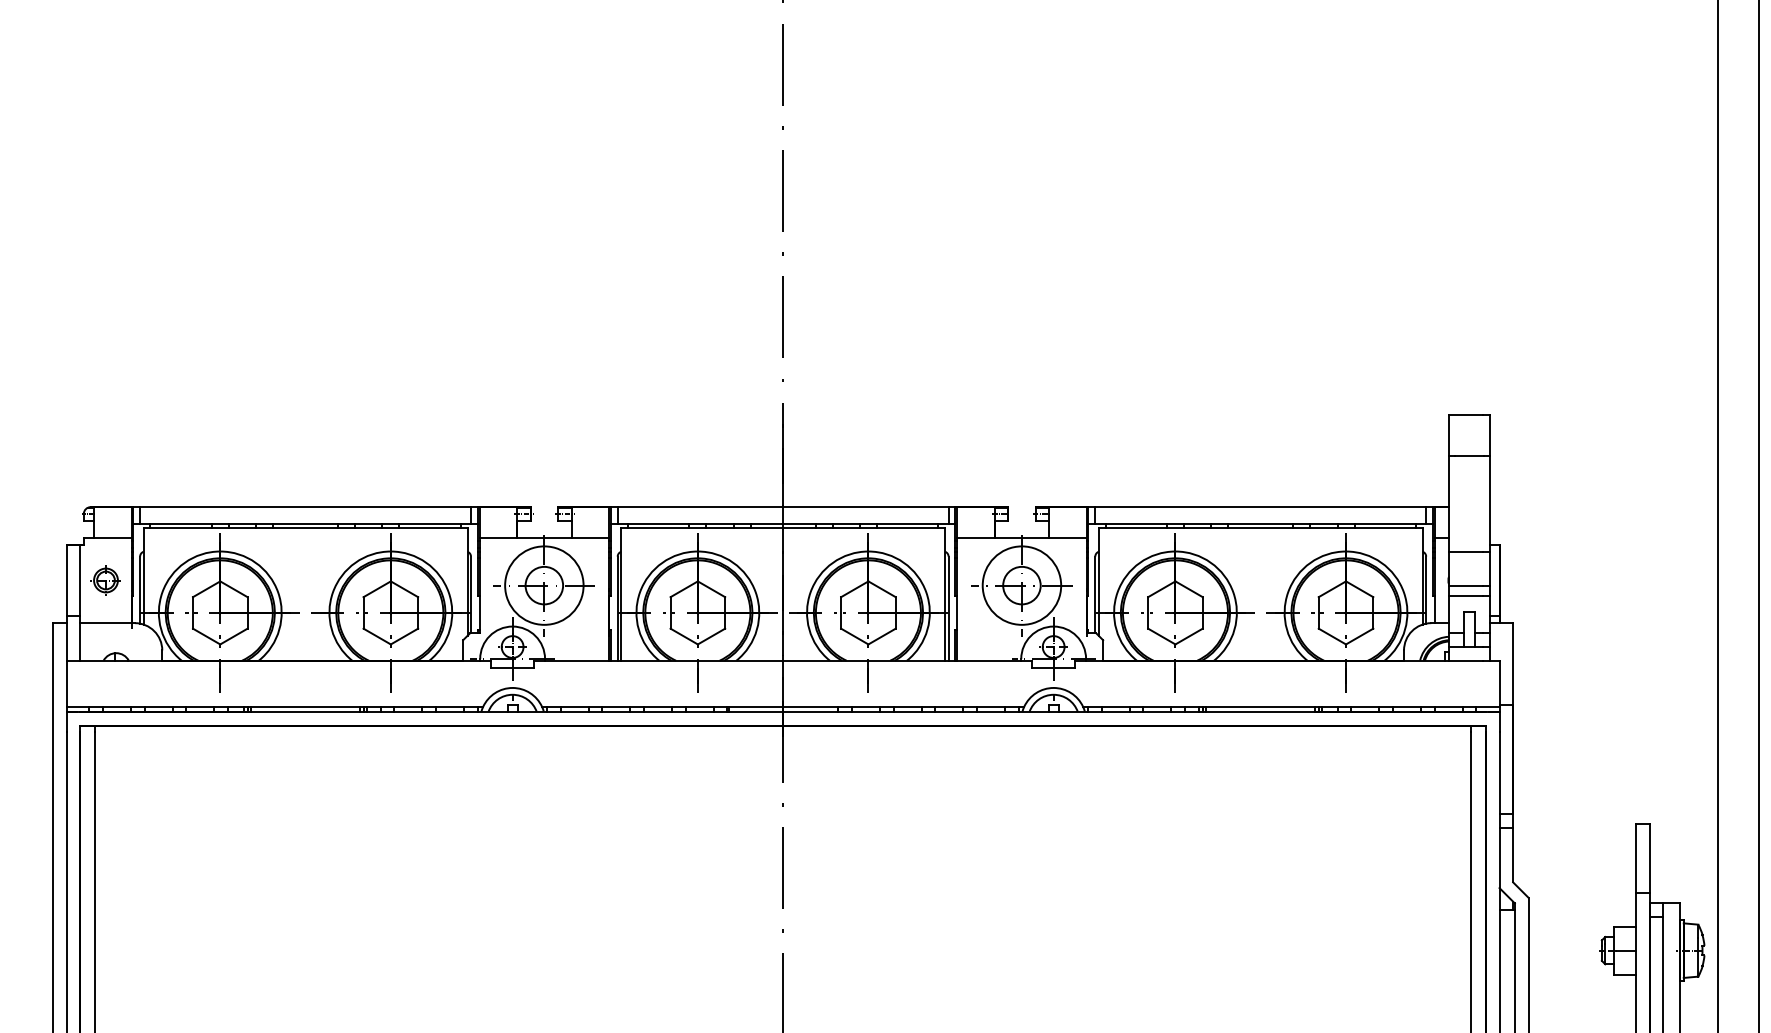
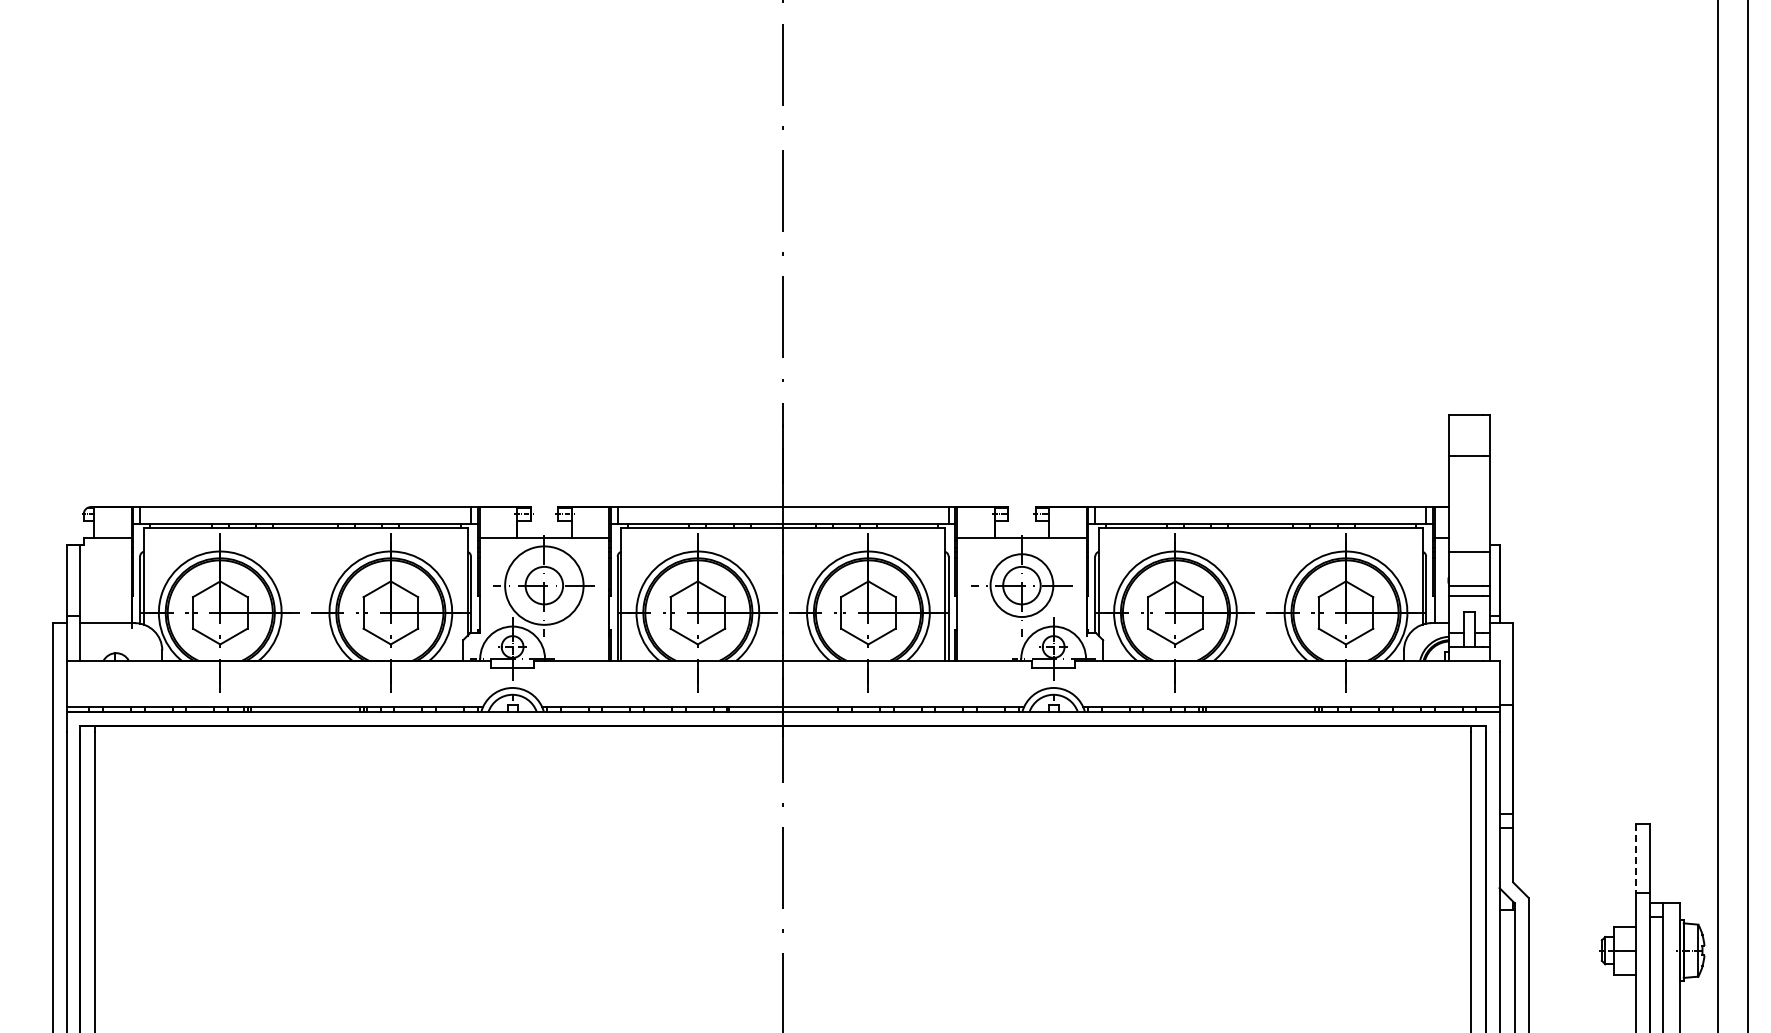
line position: (1758, 515) -> (1747, 515) (1747, 515)
part: present -> none (105, 580)
circle diameter: 78 px -> 63 px (1021, 585)
line: solid -> dashed (1635, 859)
